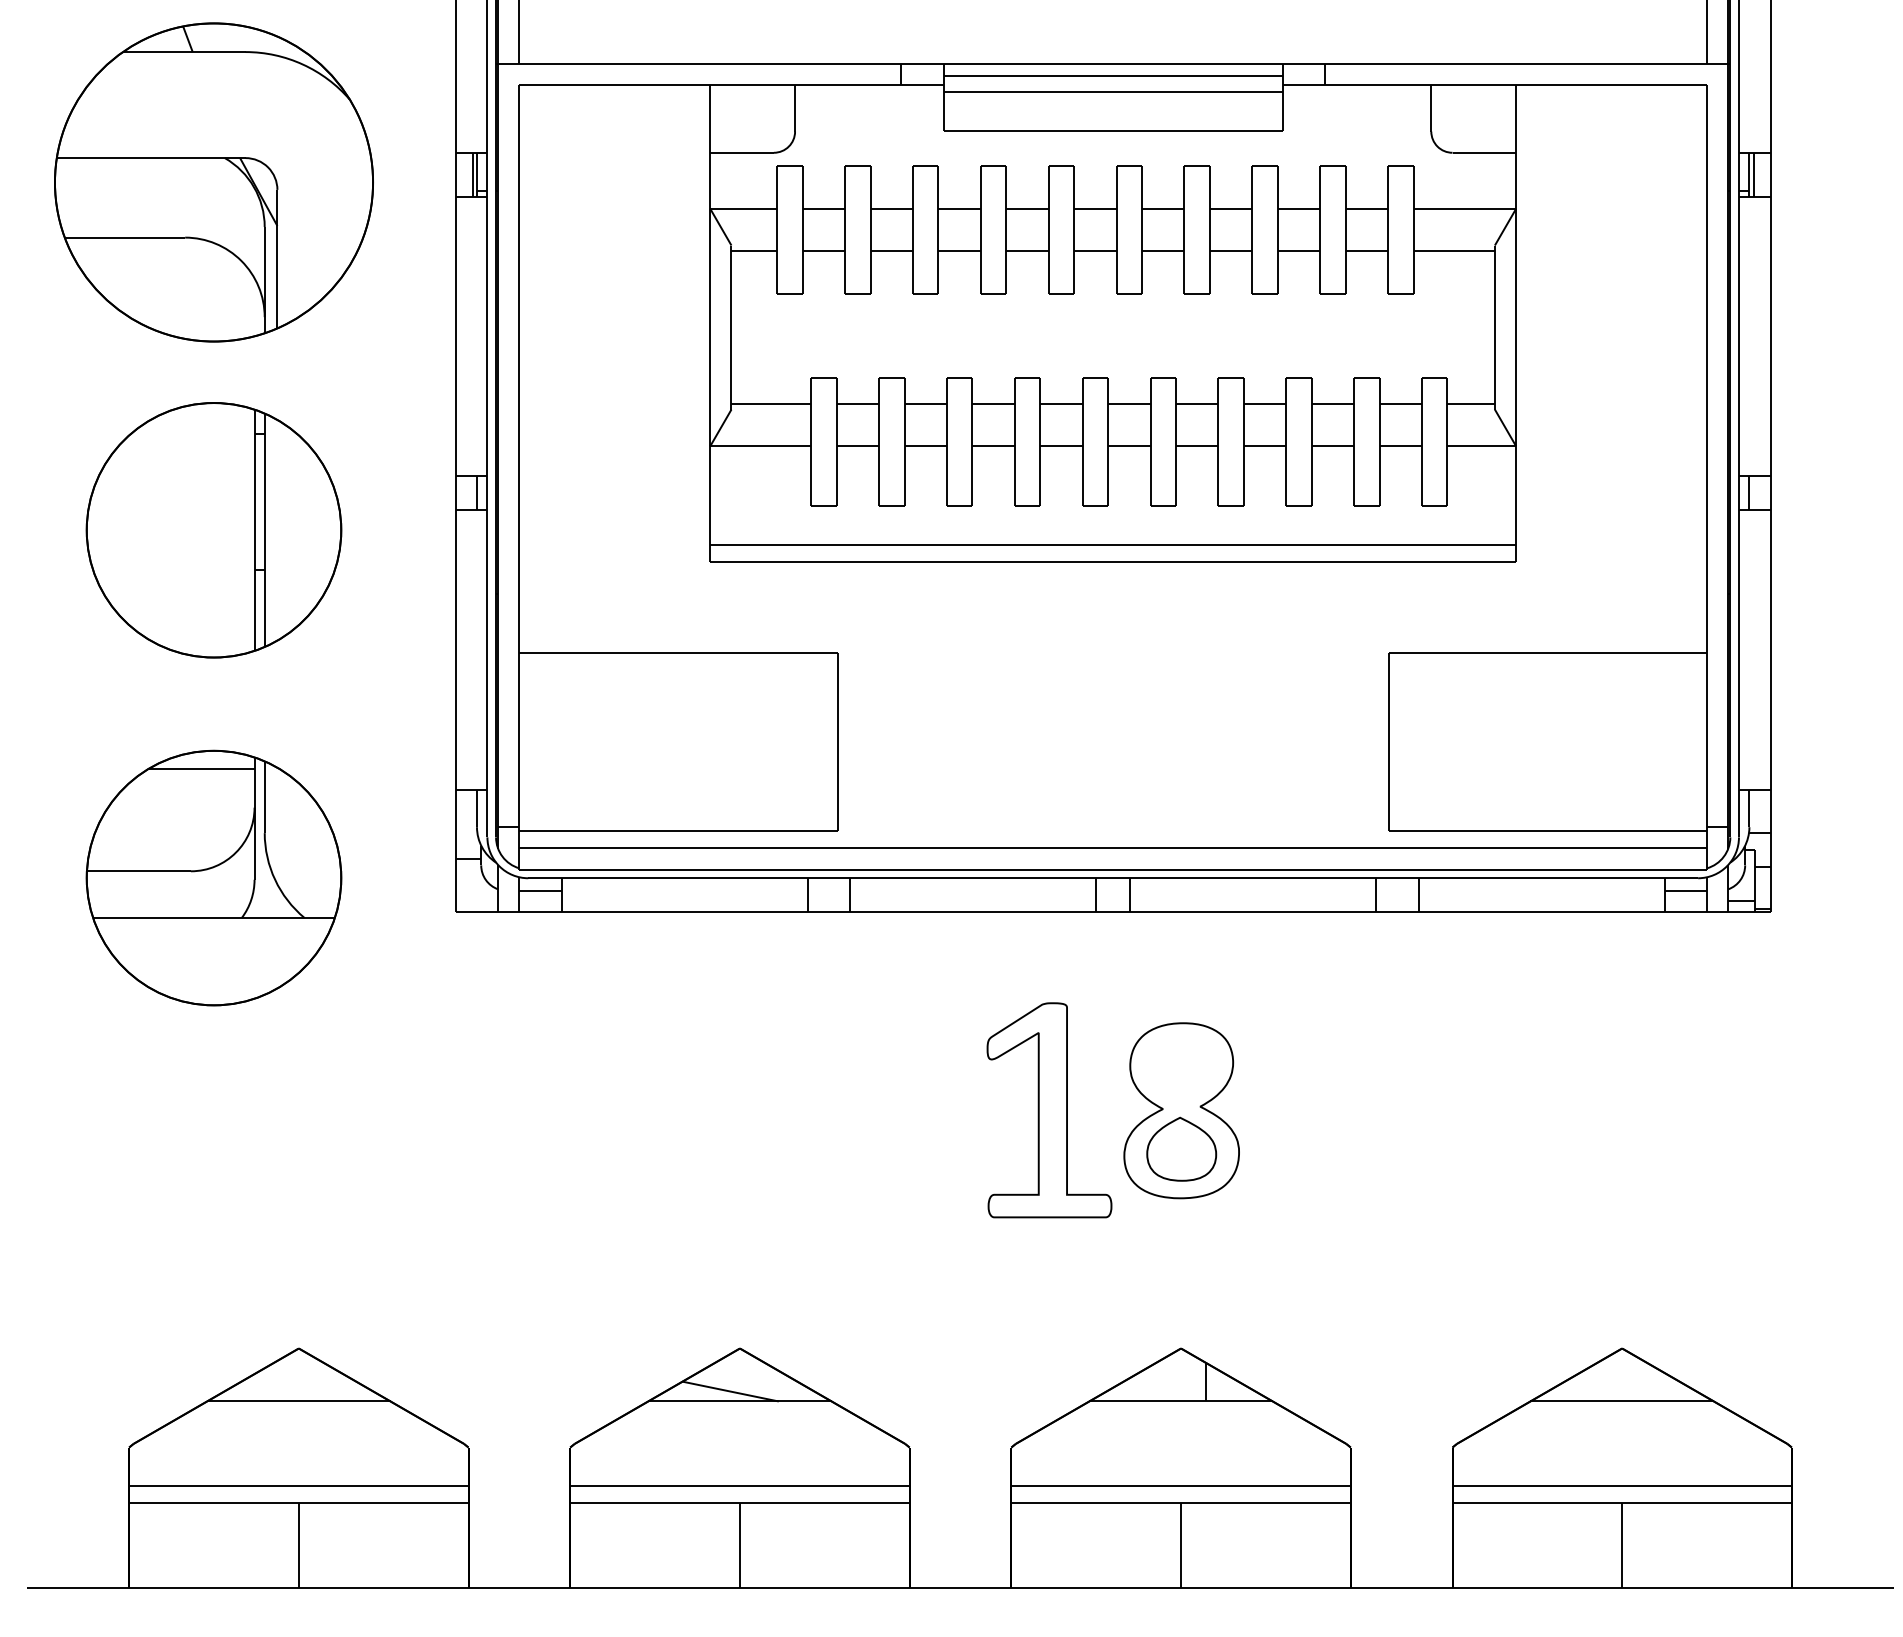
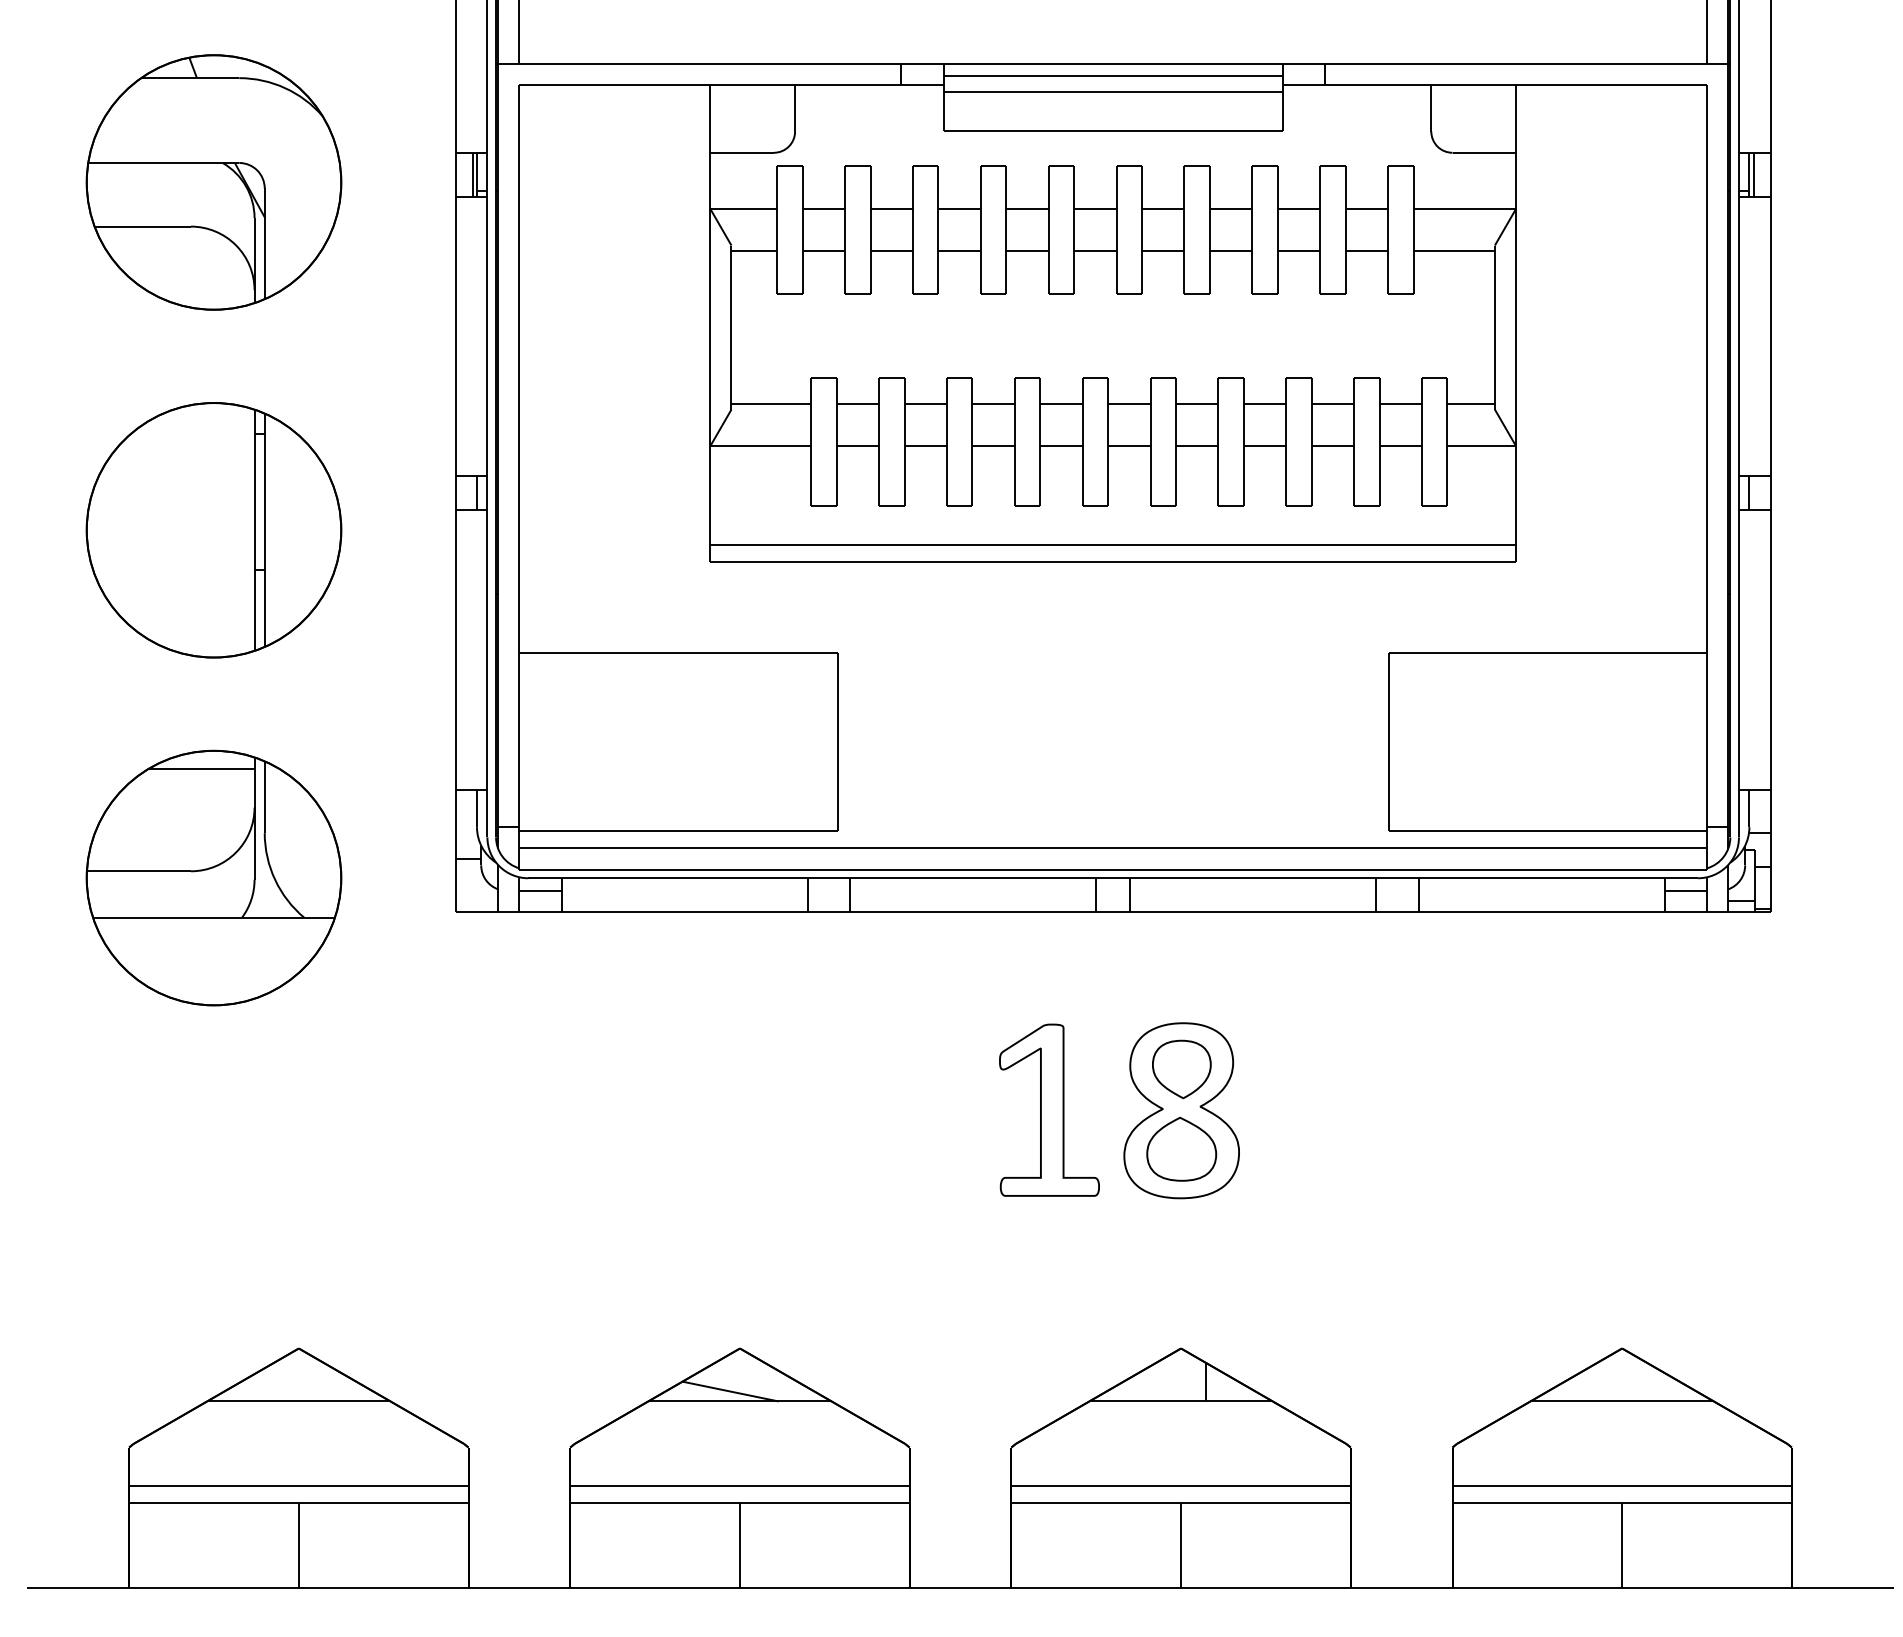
part size: 320x321 px -> 258x257 px (213, 182)
part: none -> present (1181, 1069)
part size: 127x217 px -> 101x174 px (1049, 1109)
